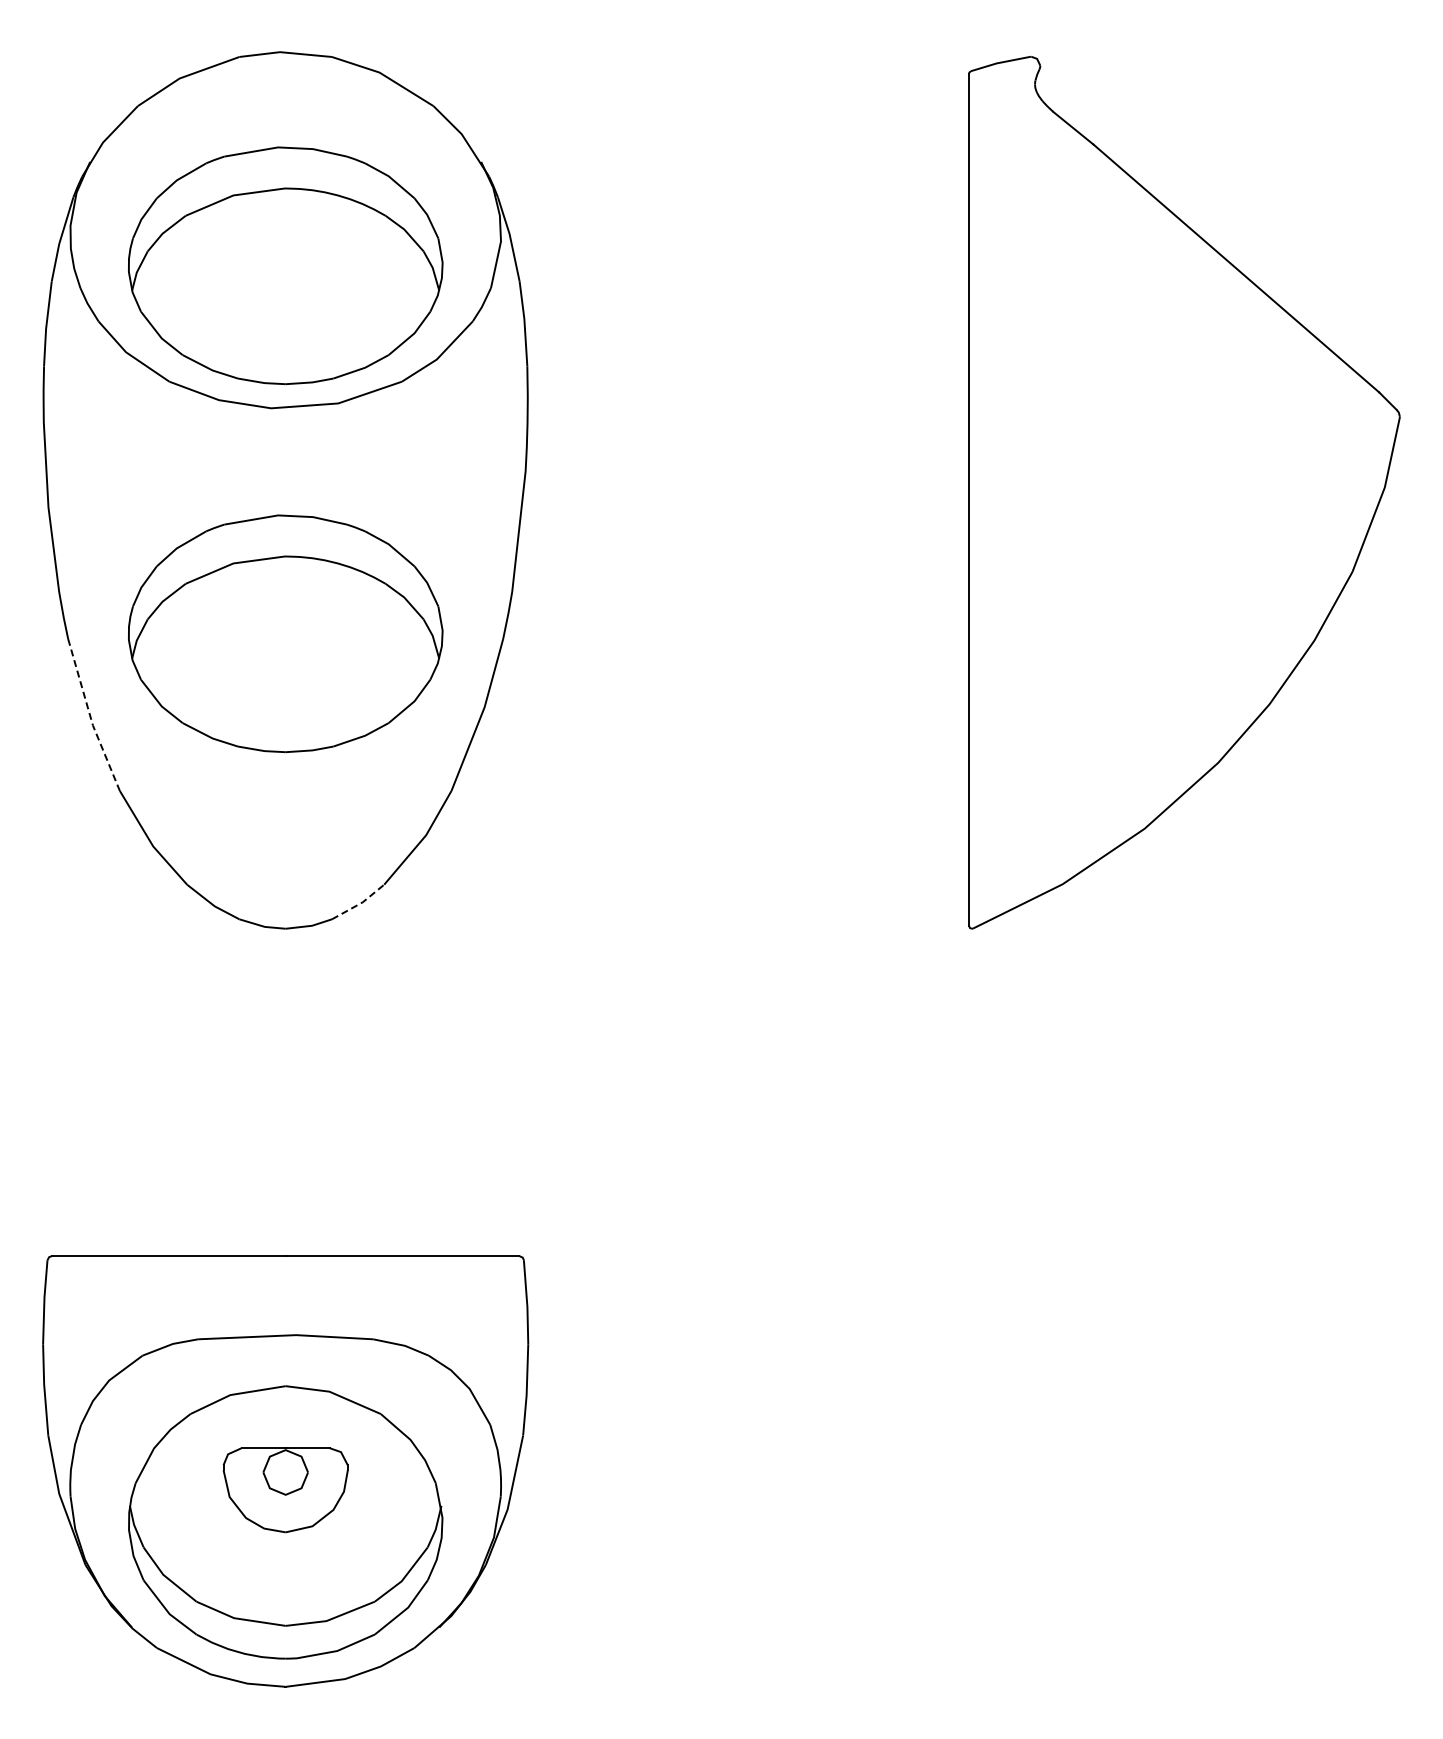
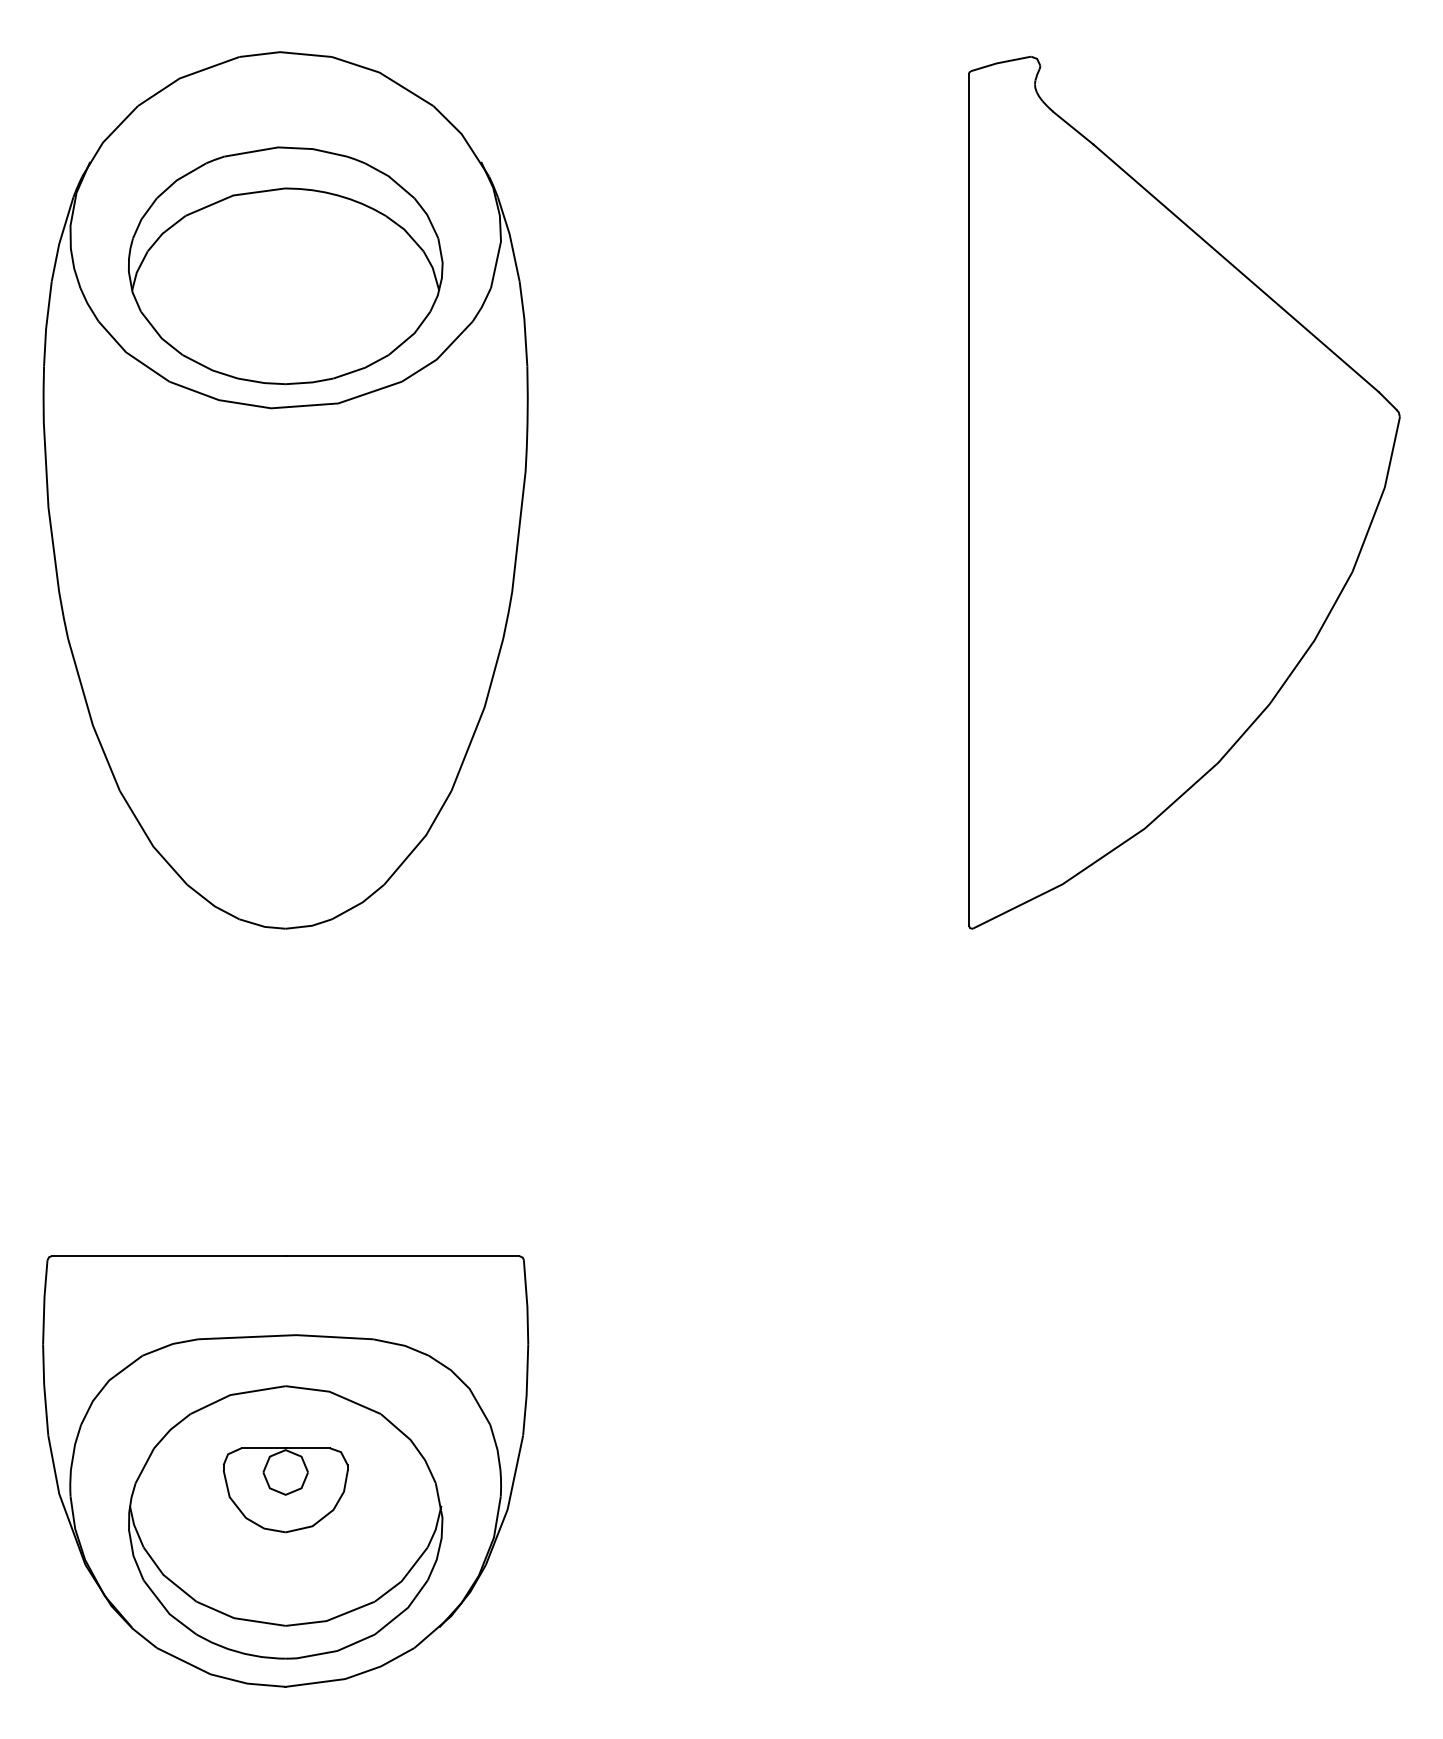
part: present -> none (285, 633)
line: dashed -> solid (90, 716)
line: dashed -> solid (360, 903)
